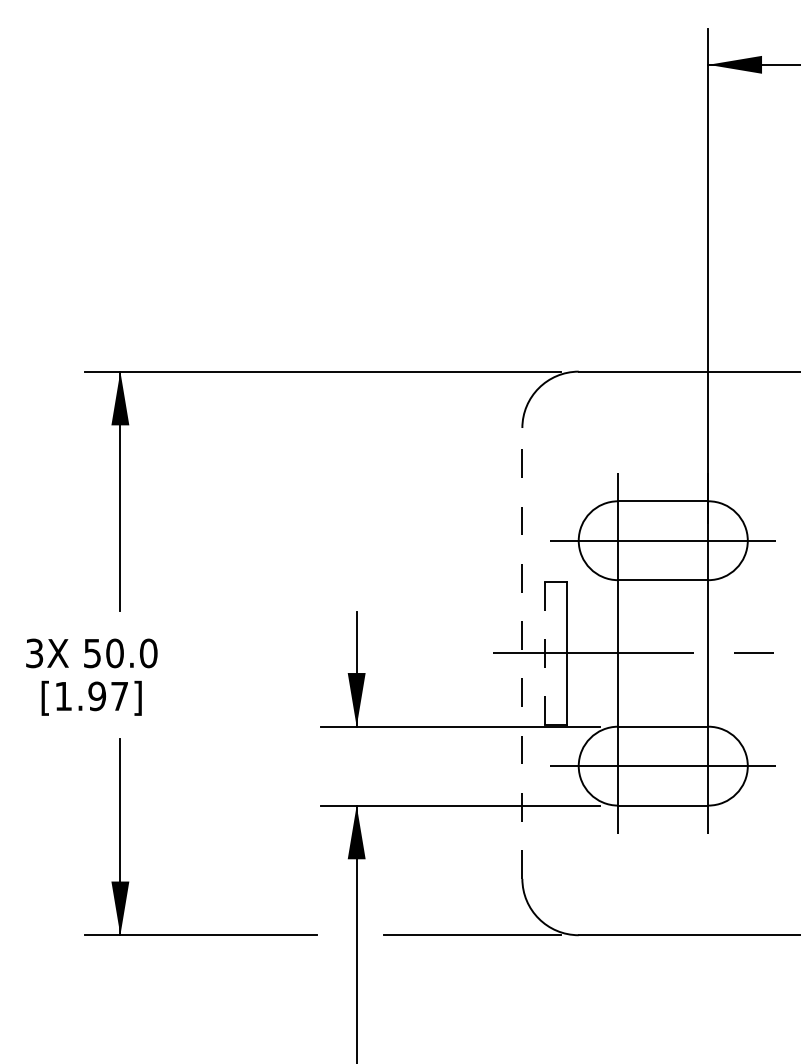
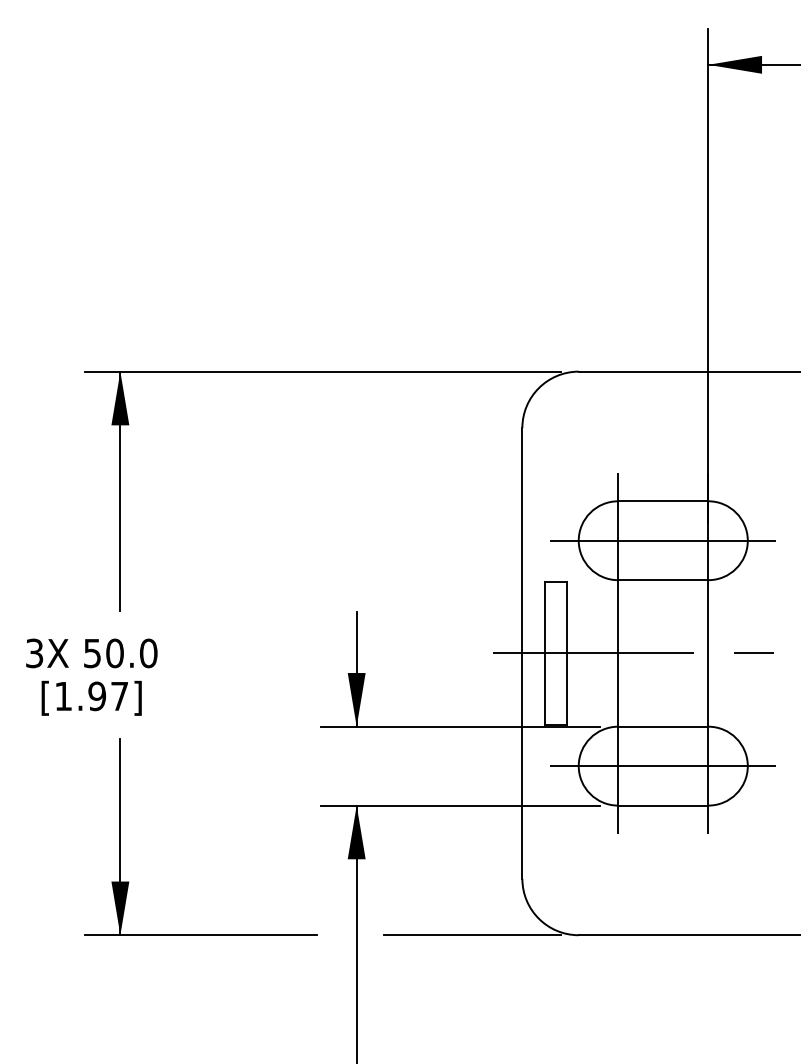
line: dashed -> solid (522, 652)
line: dashed -> solid (544, 653)
